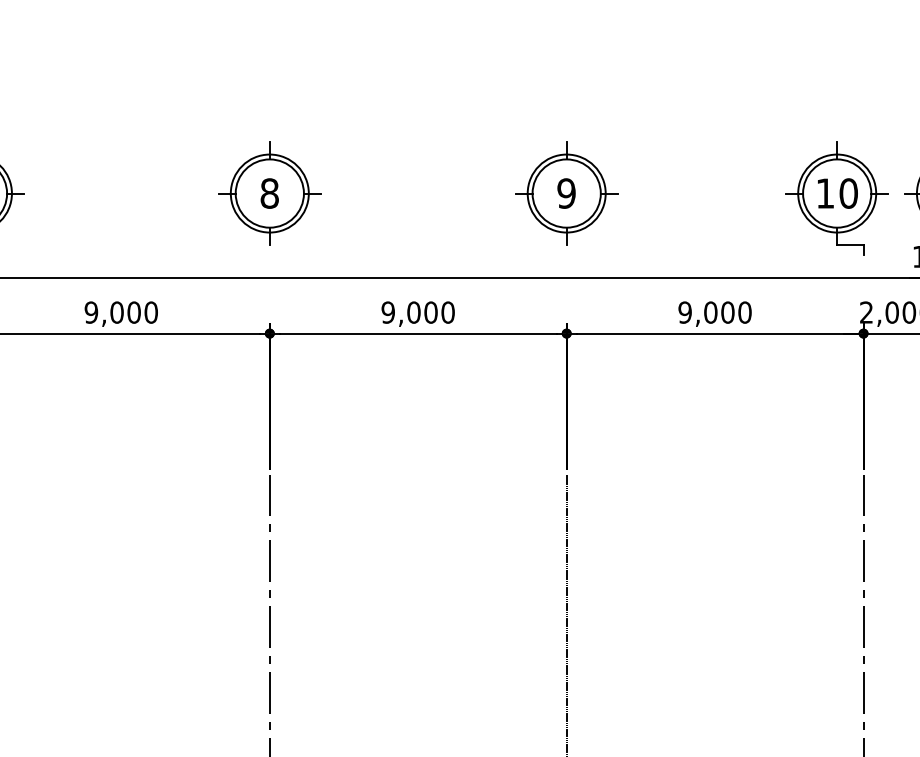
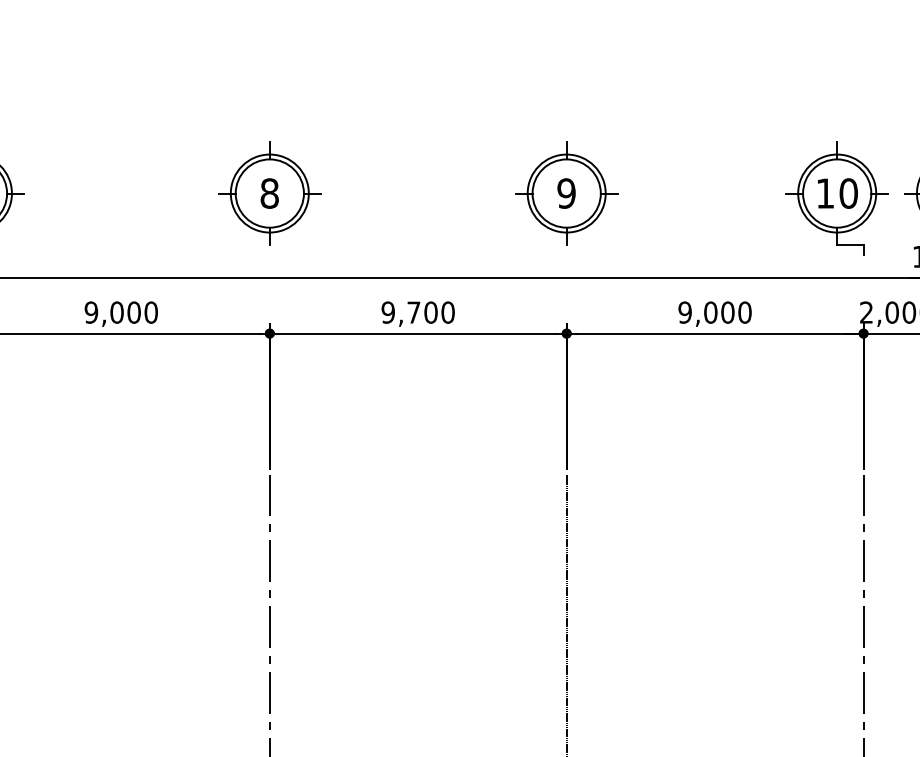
text: 9,000 -> 9,700 (413, 312)
